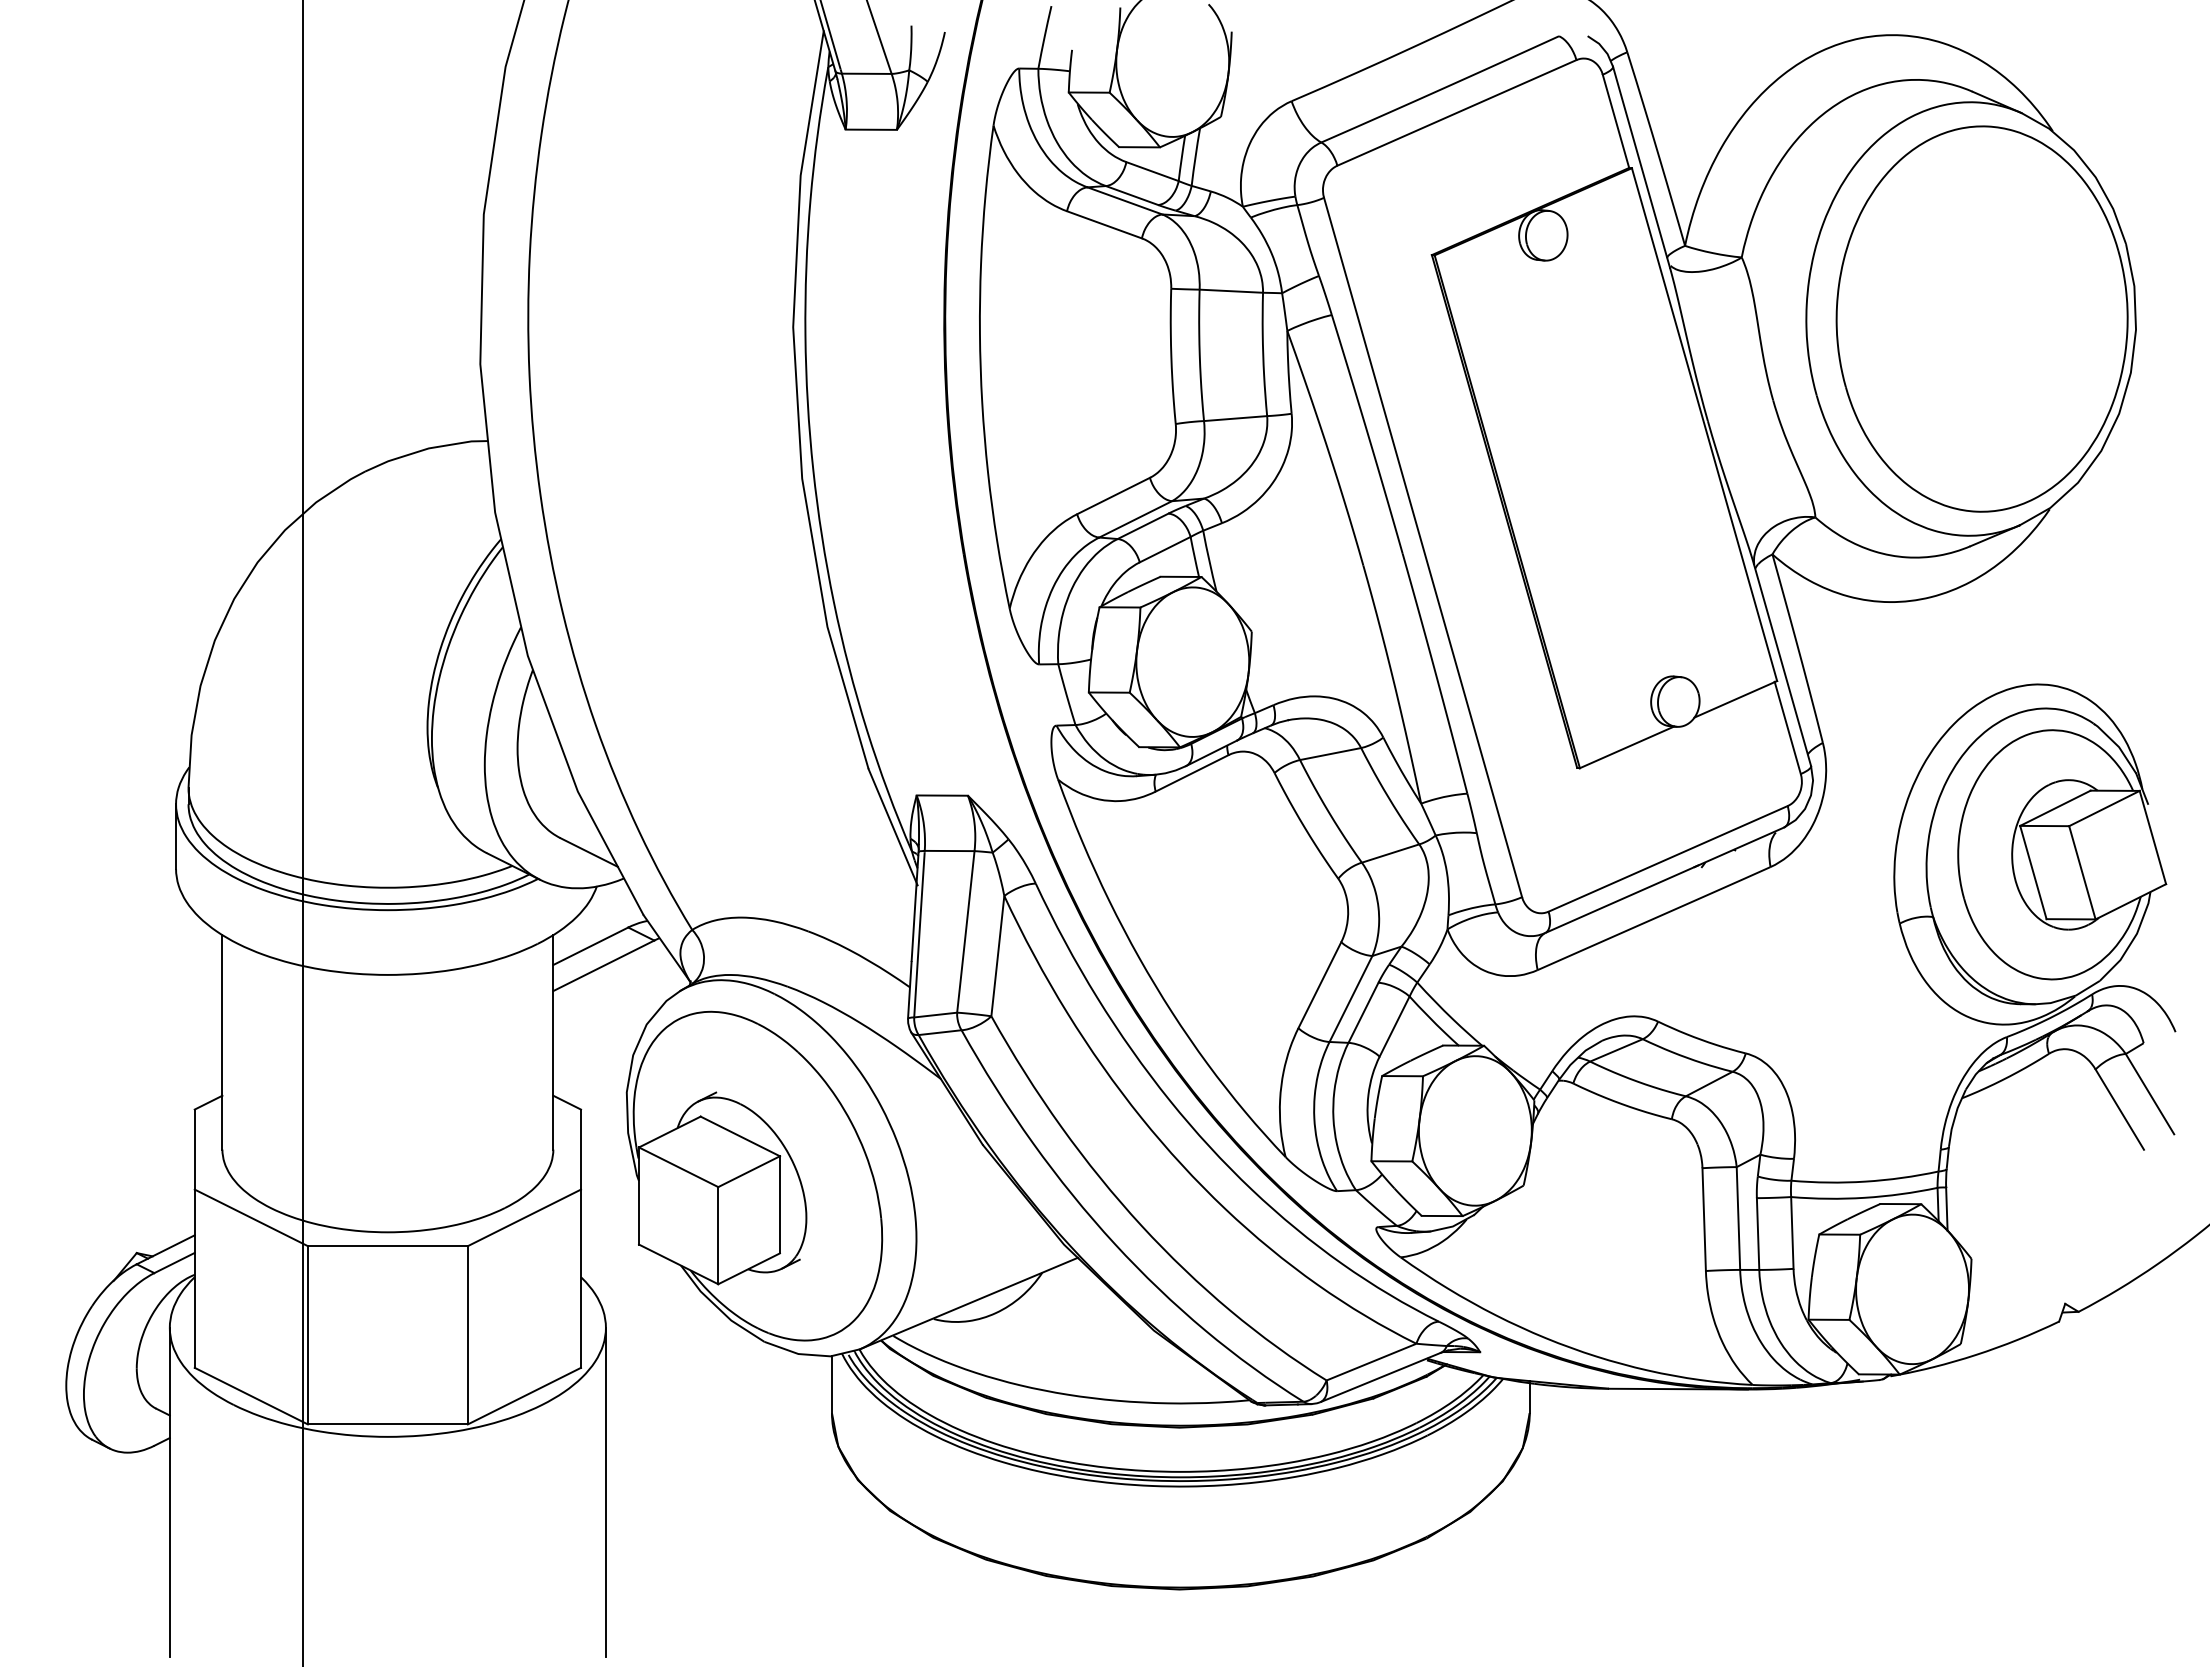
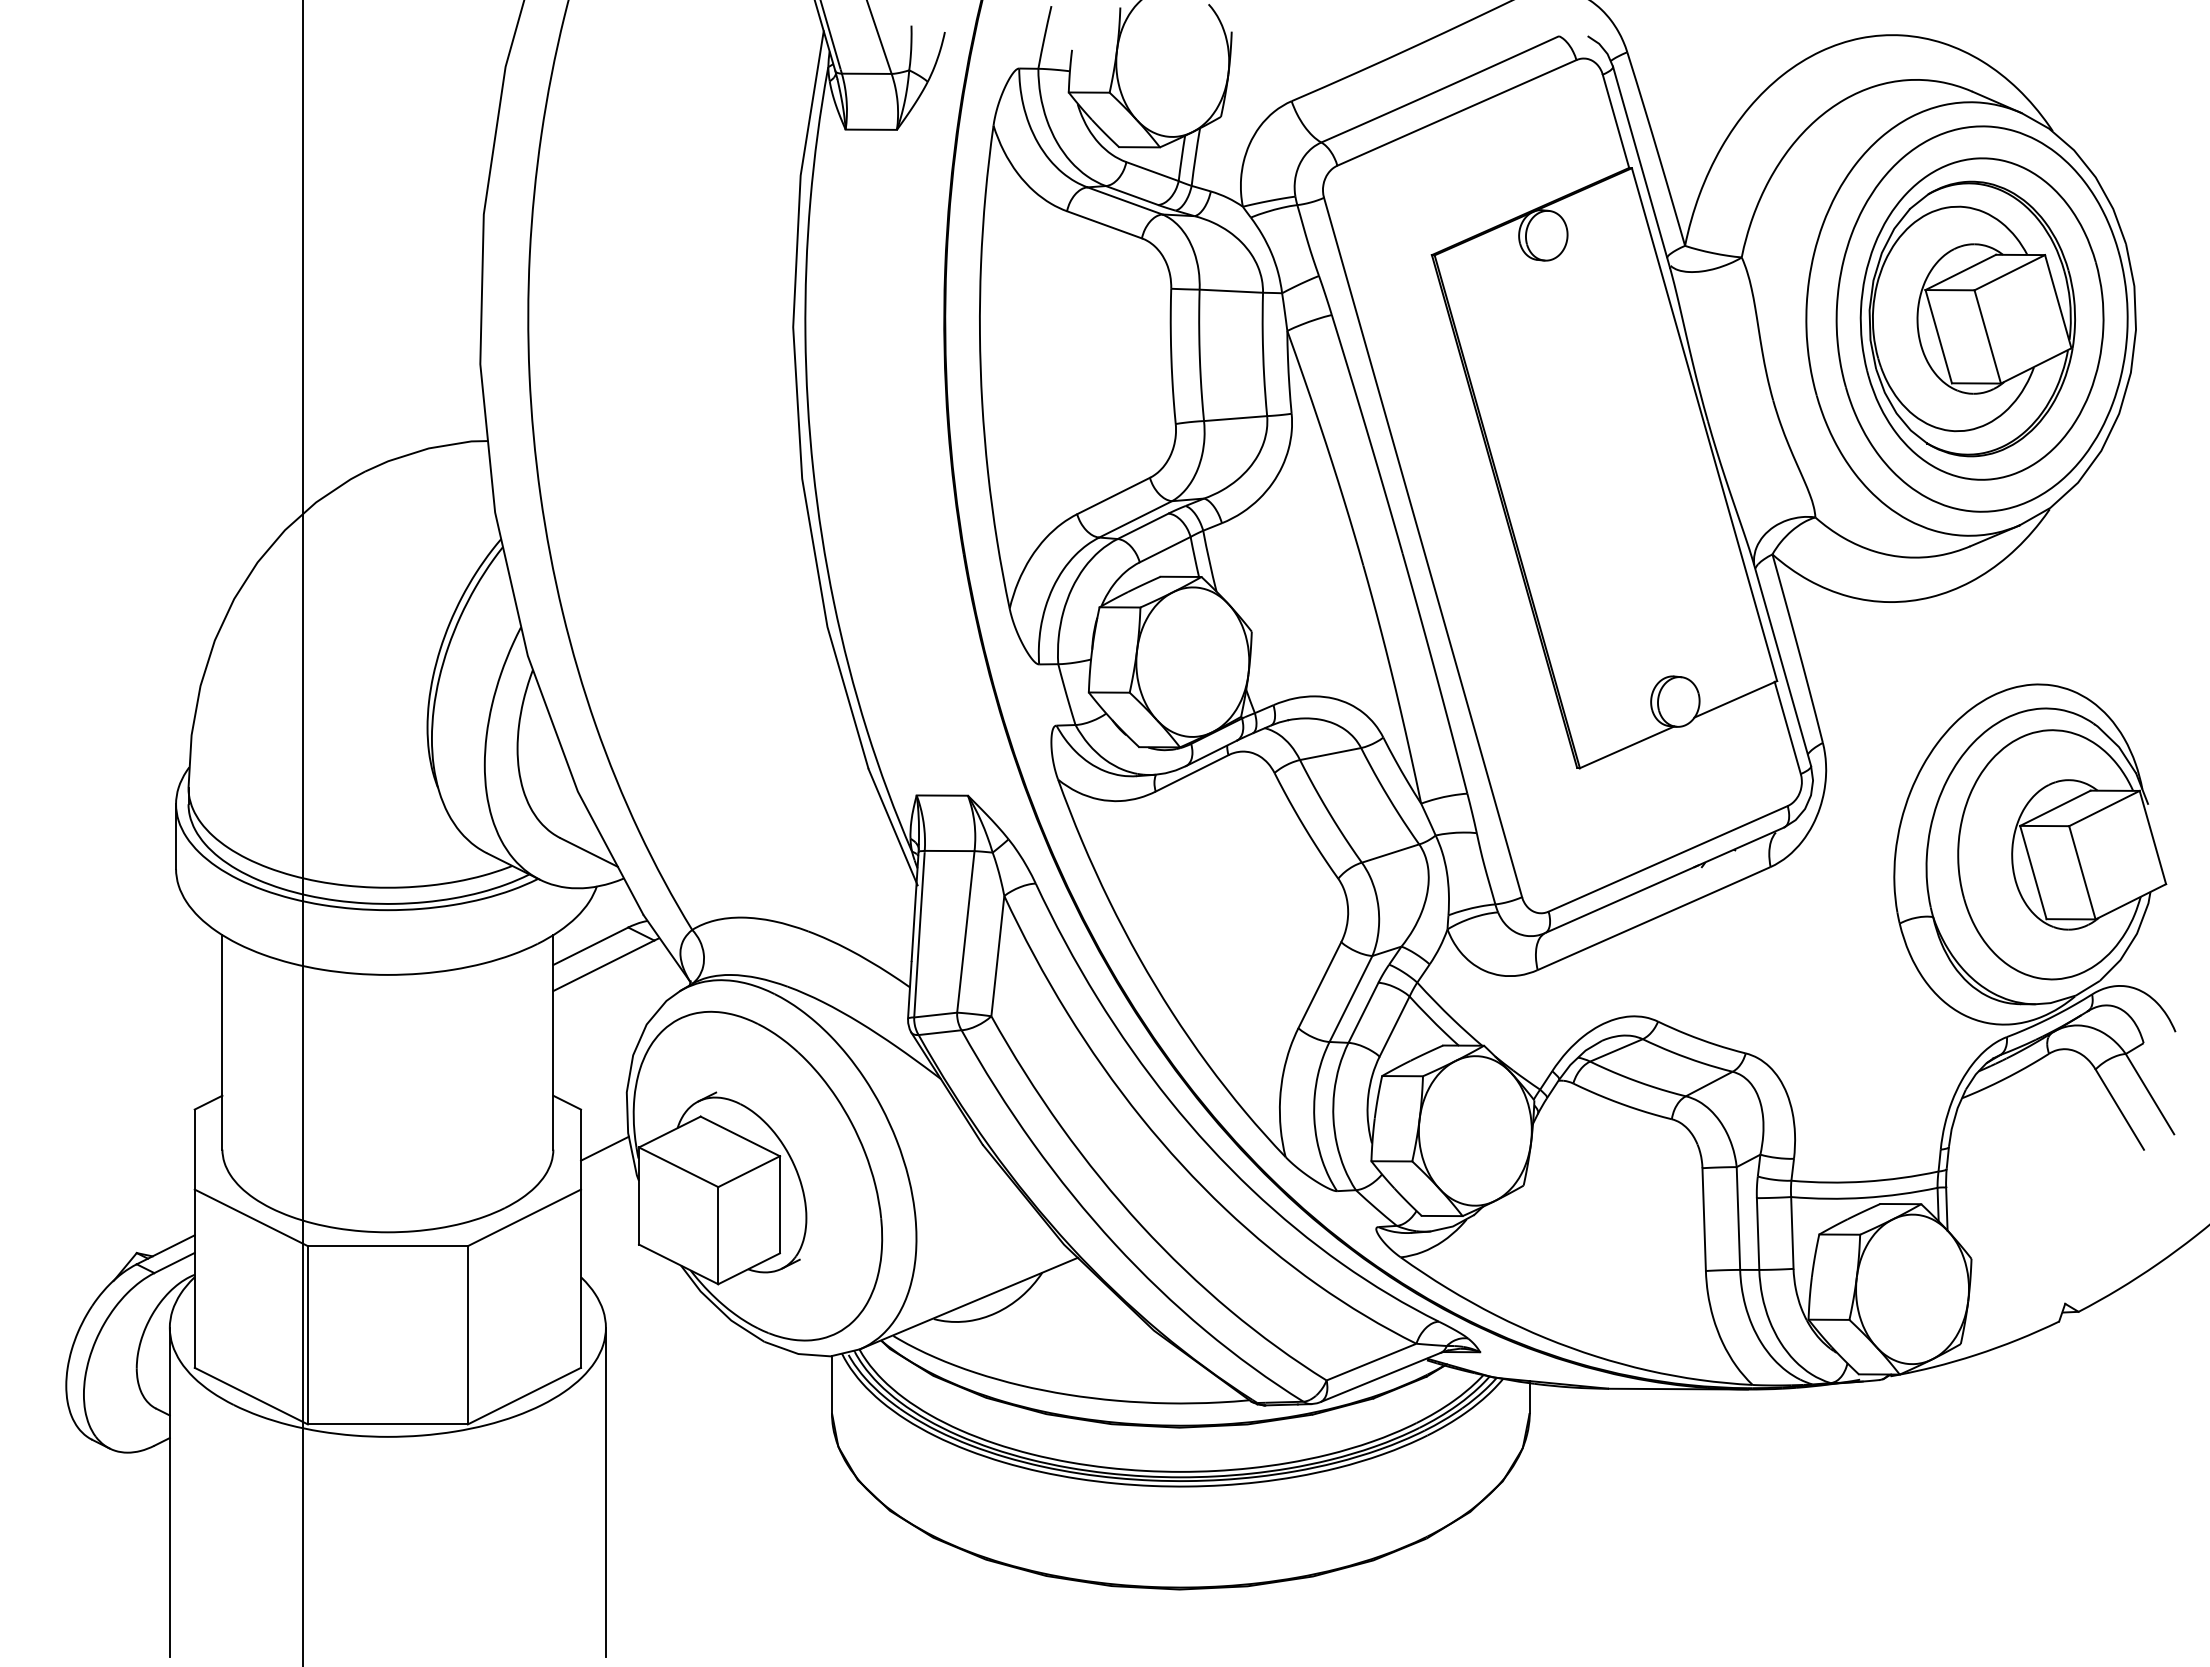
part: none -> present (1981, 318)
line: none -> present (604, 1148)
